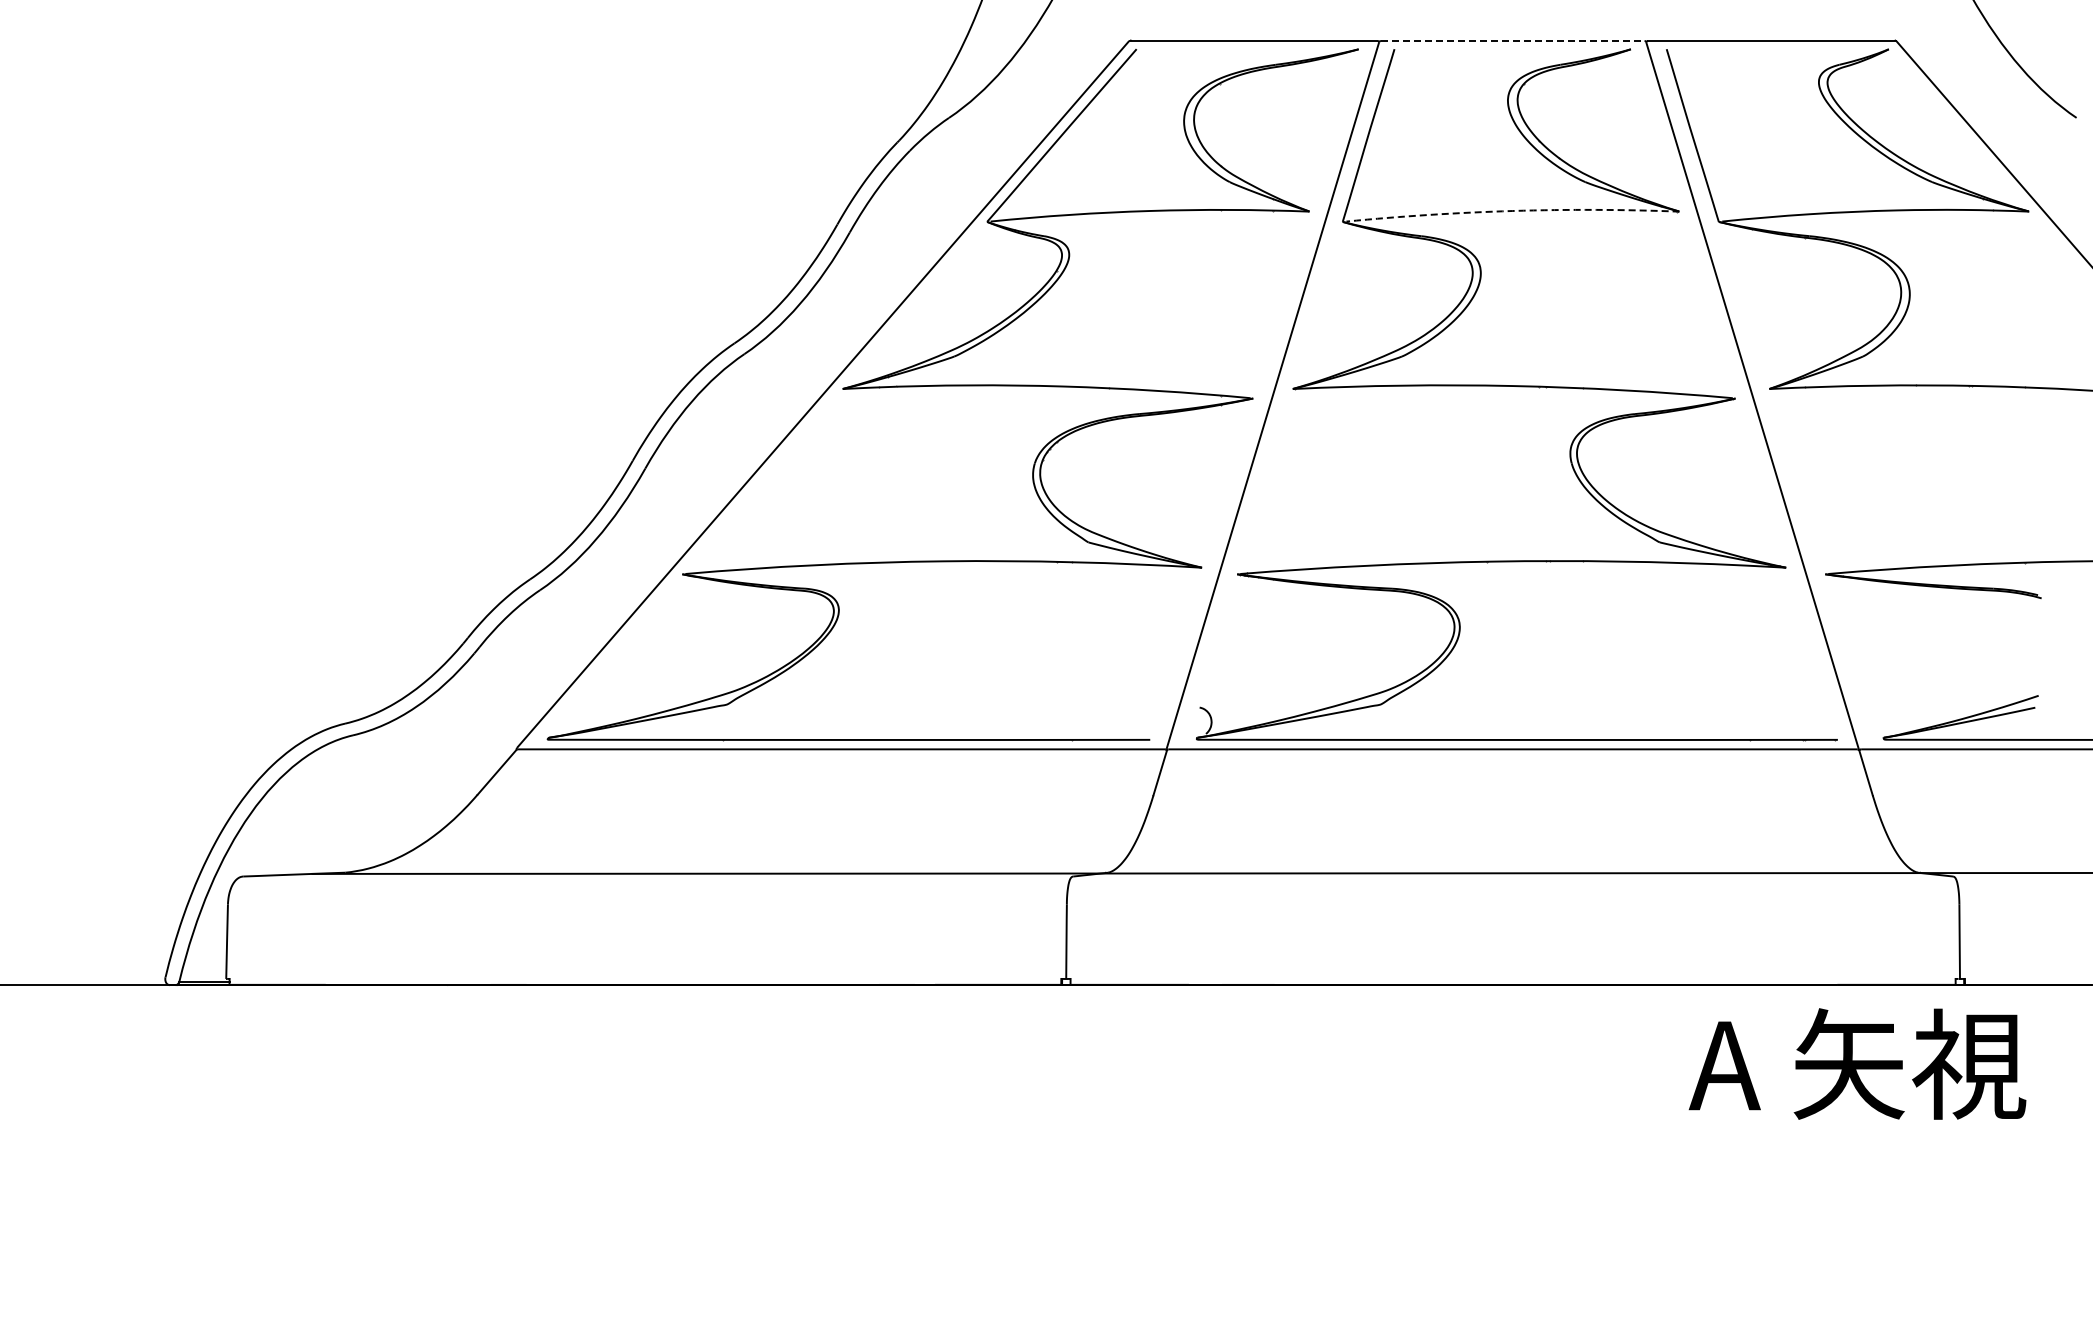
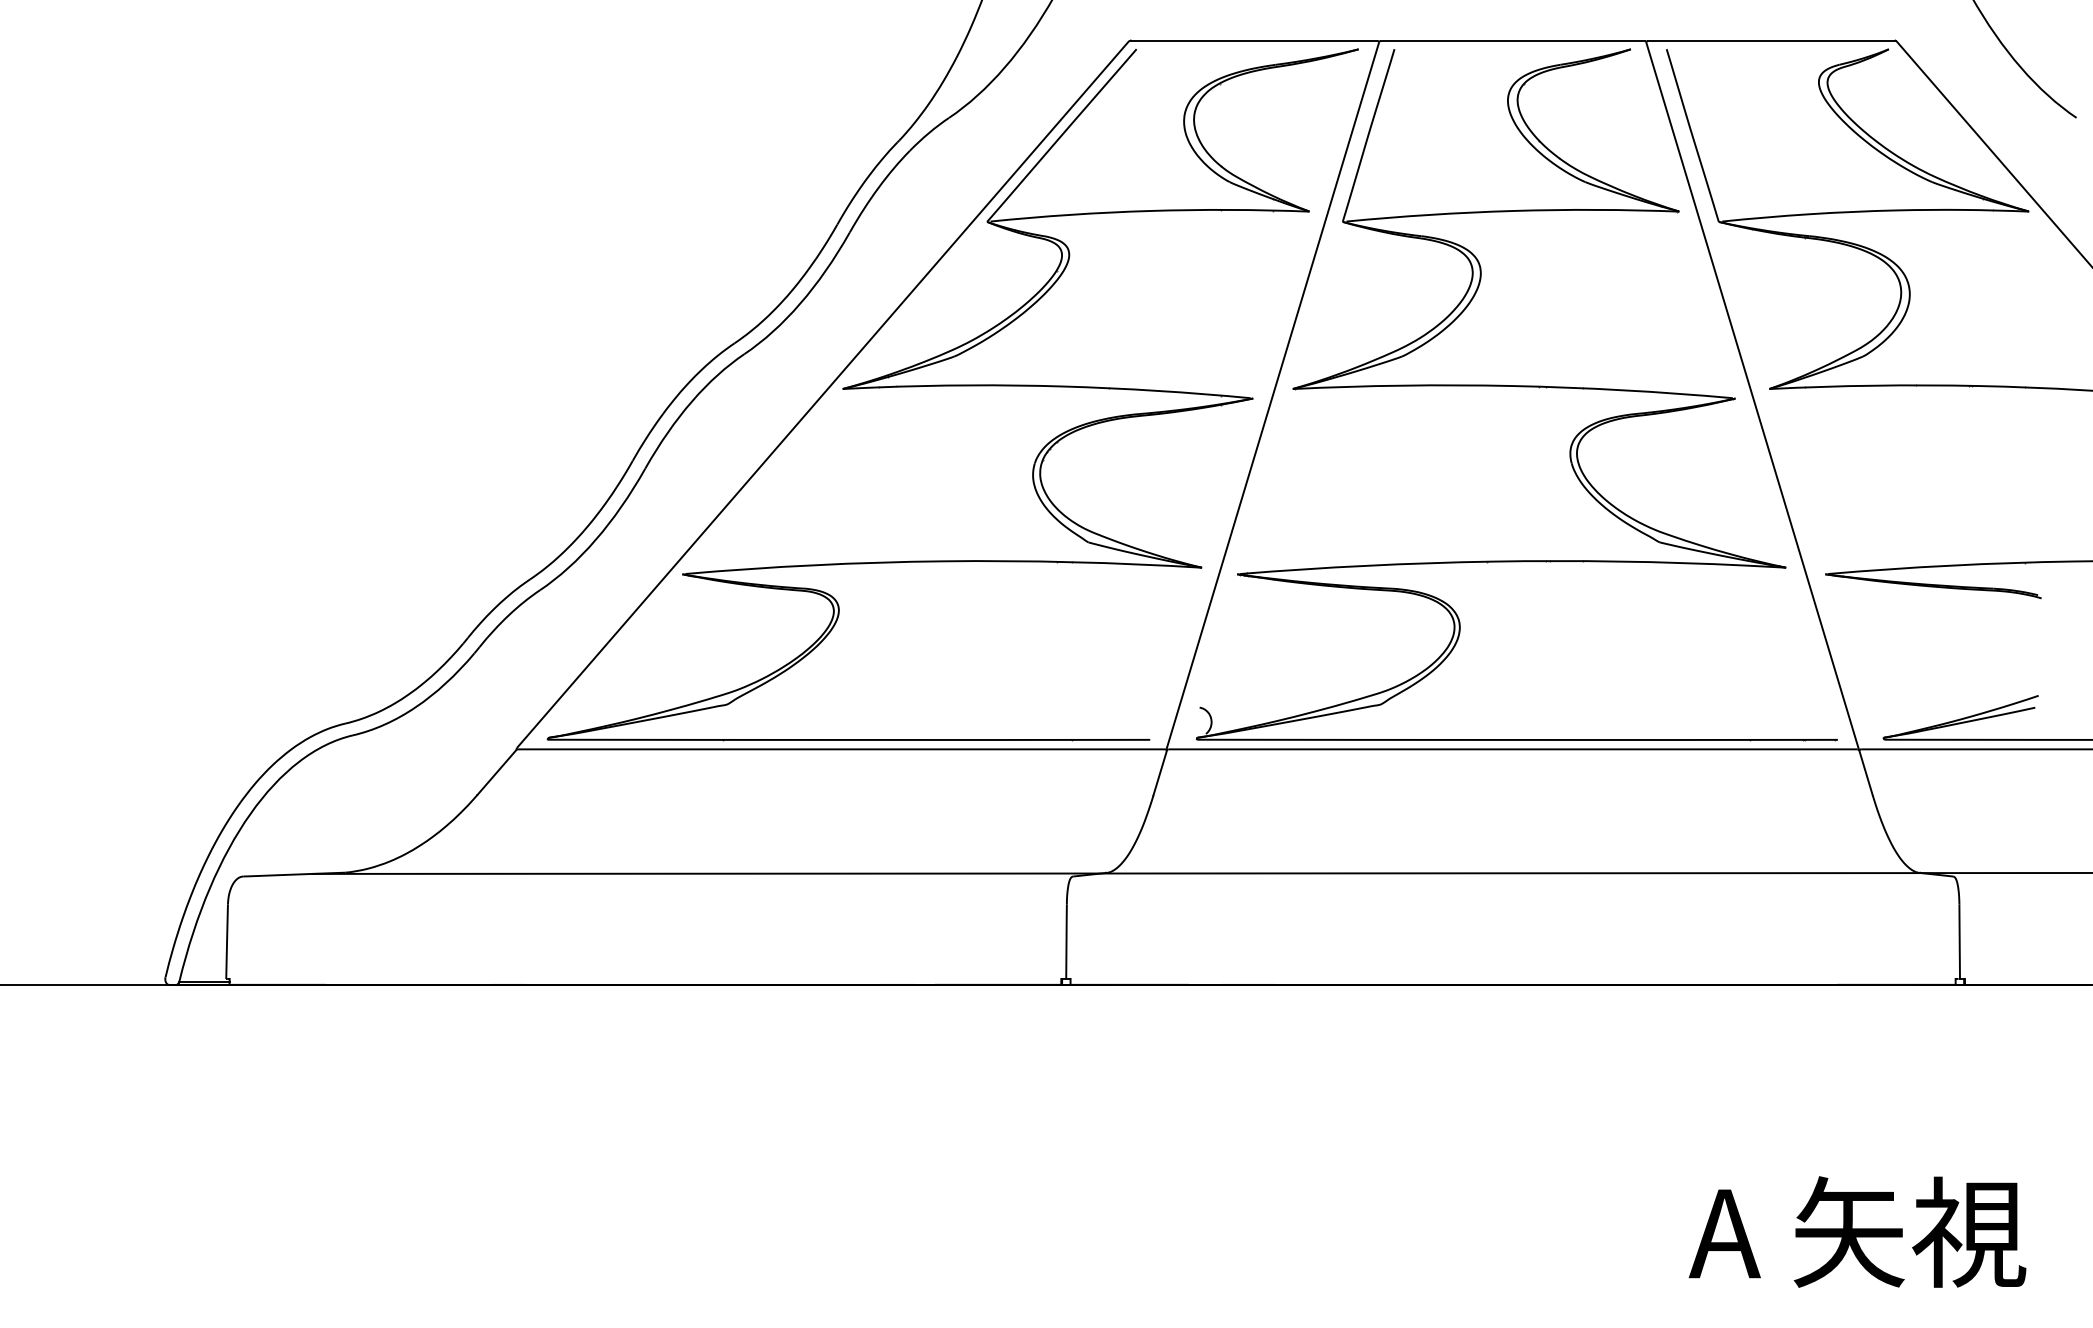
line: dashed -> solid (1512, 40)
line: dashed -> solid (1512, 211)
text position: (1857, 1063) -> (1857, 1231) (1857, 1231)
